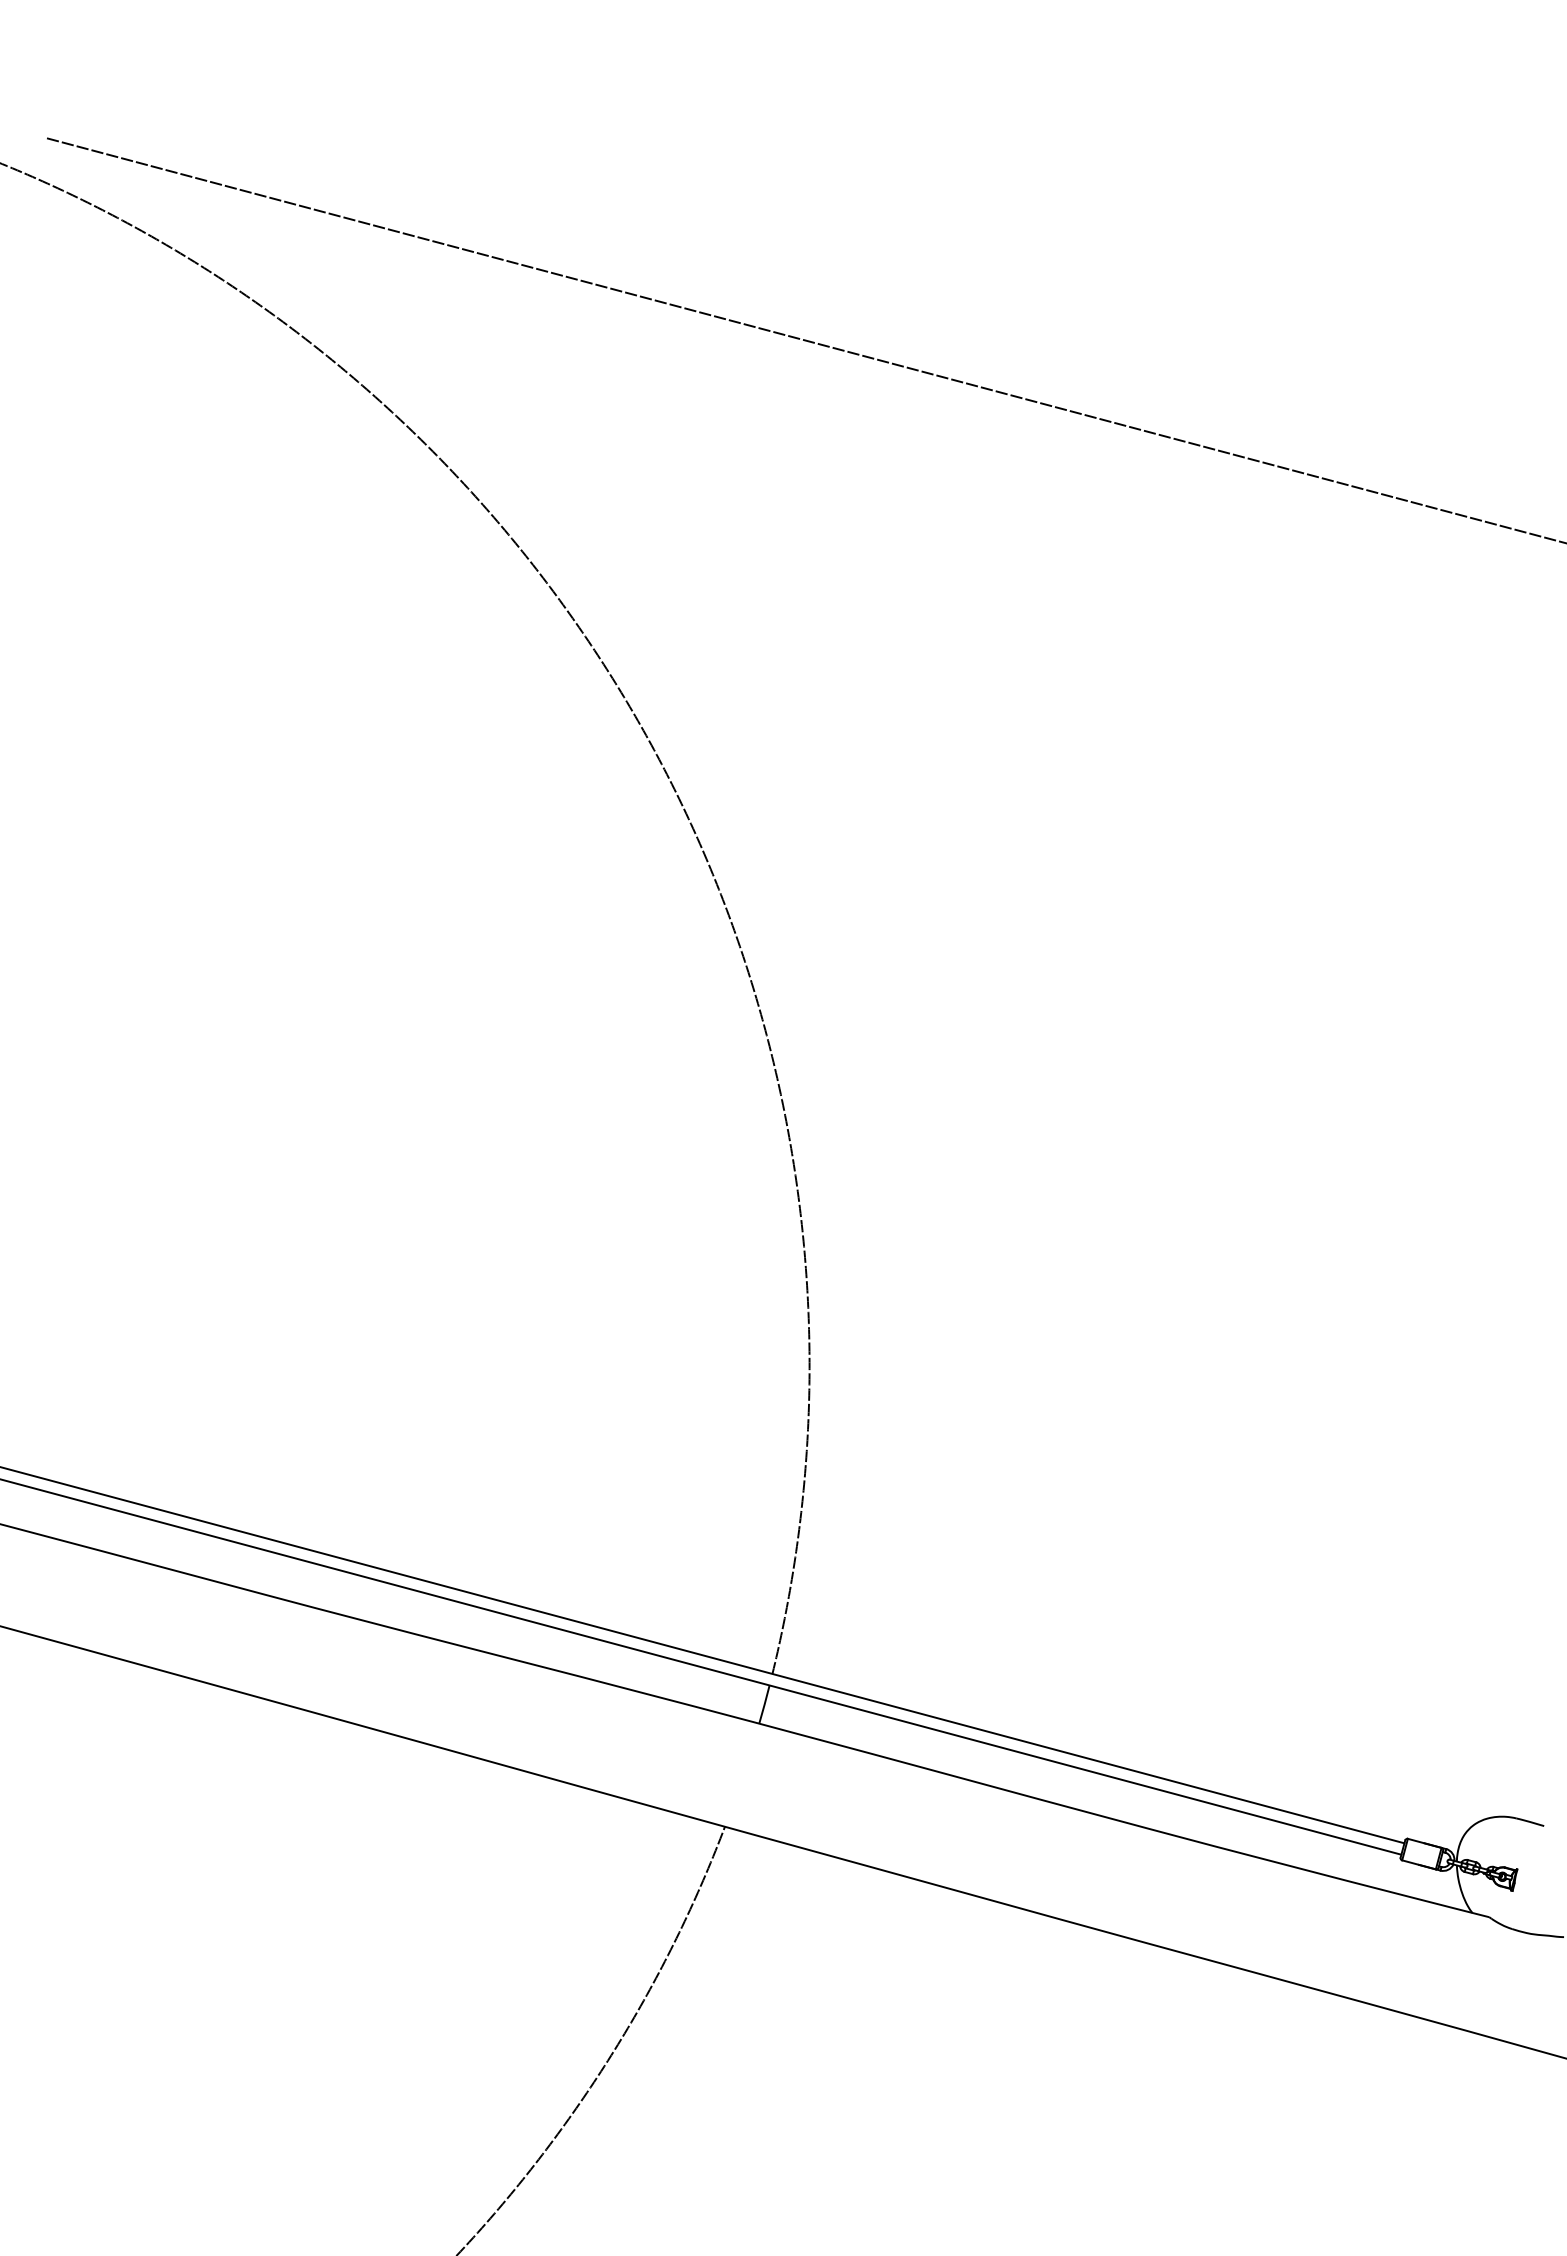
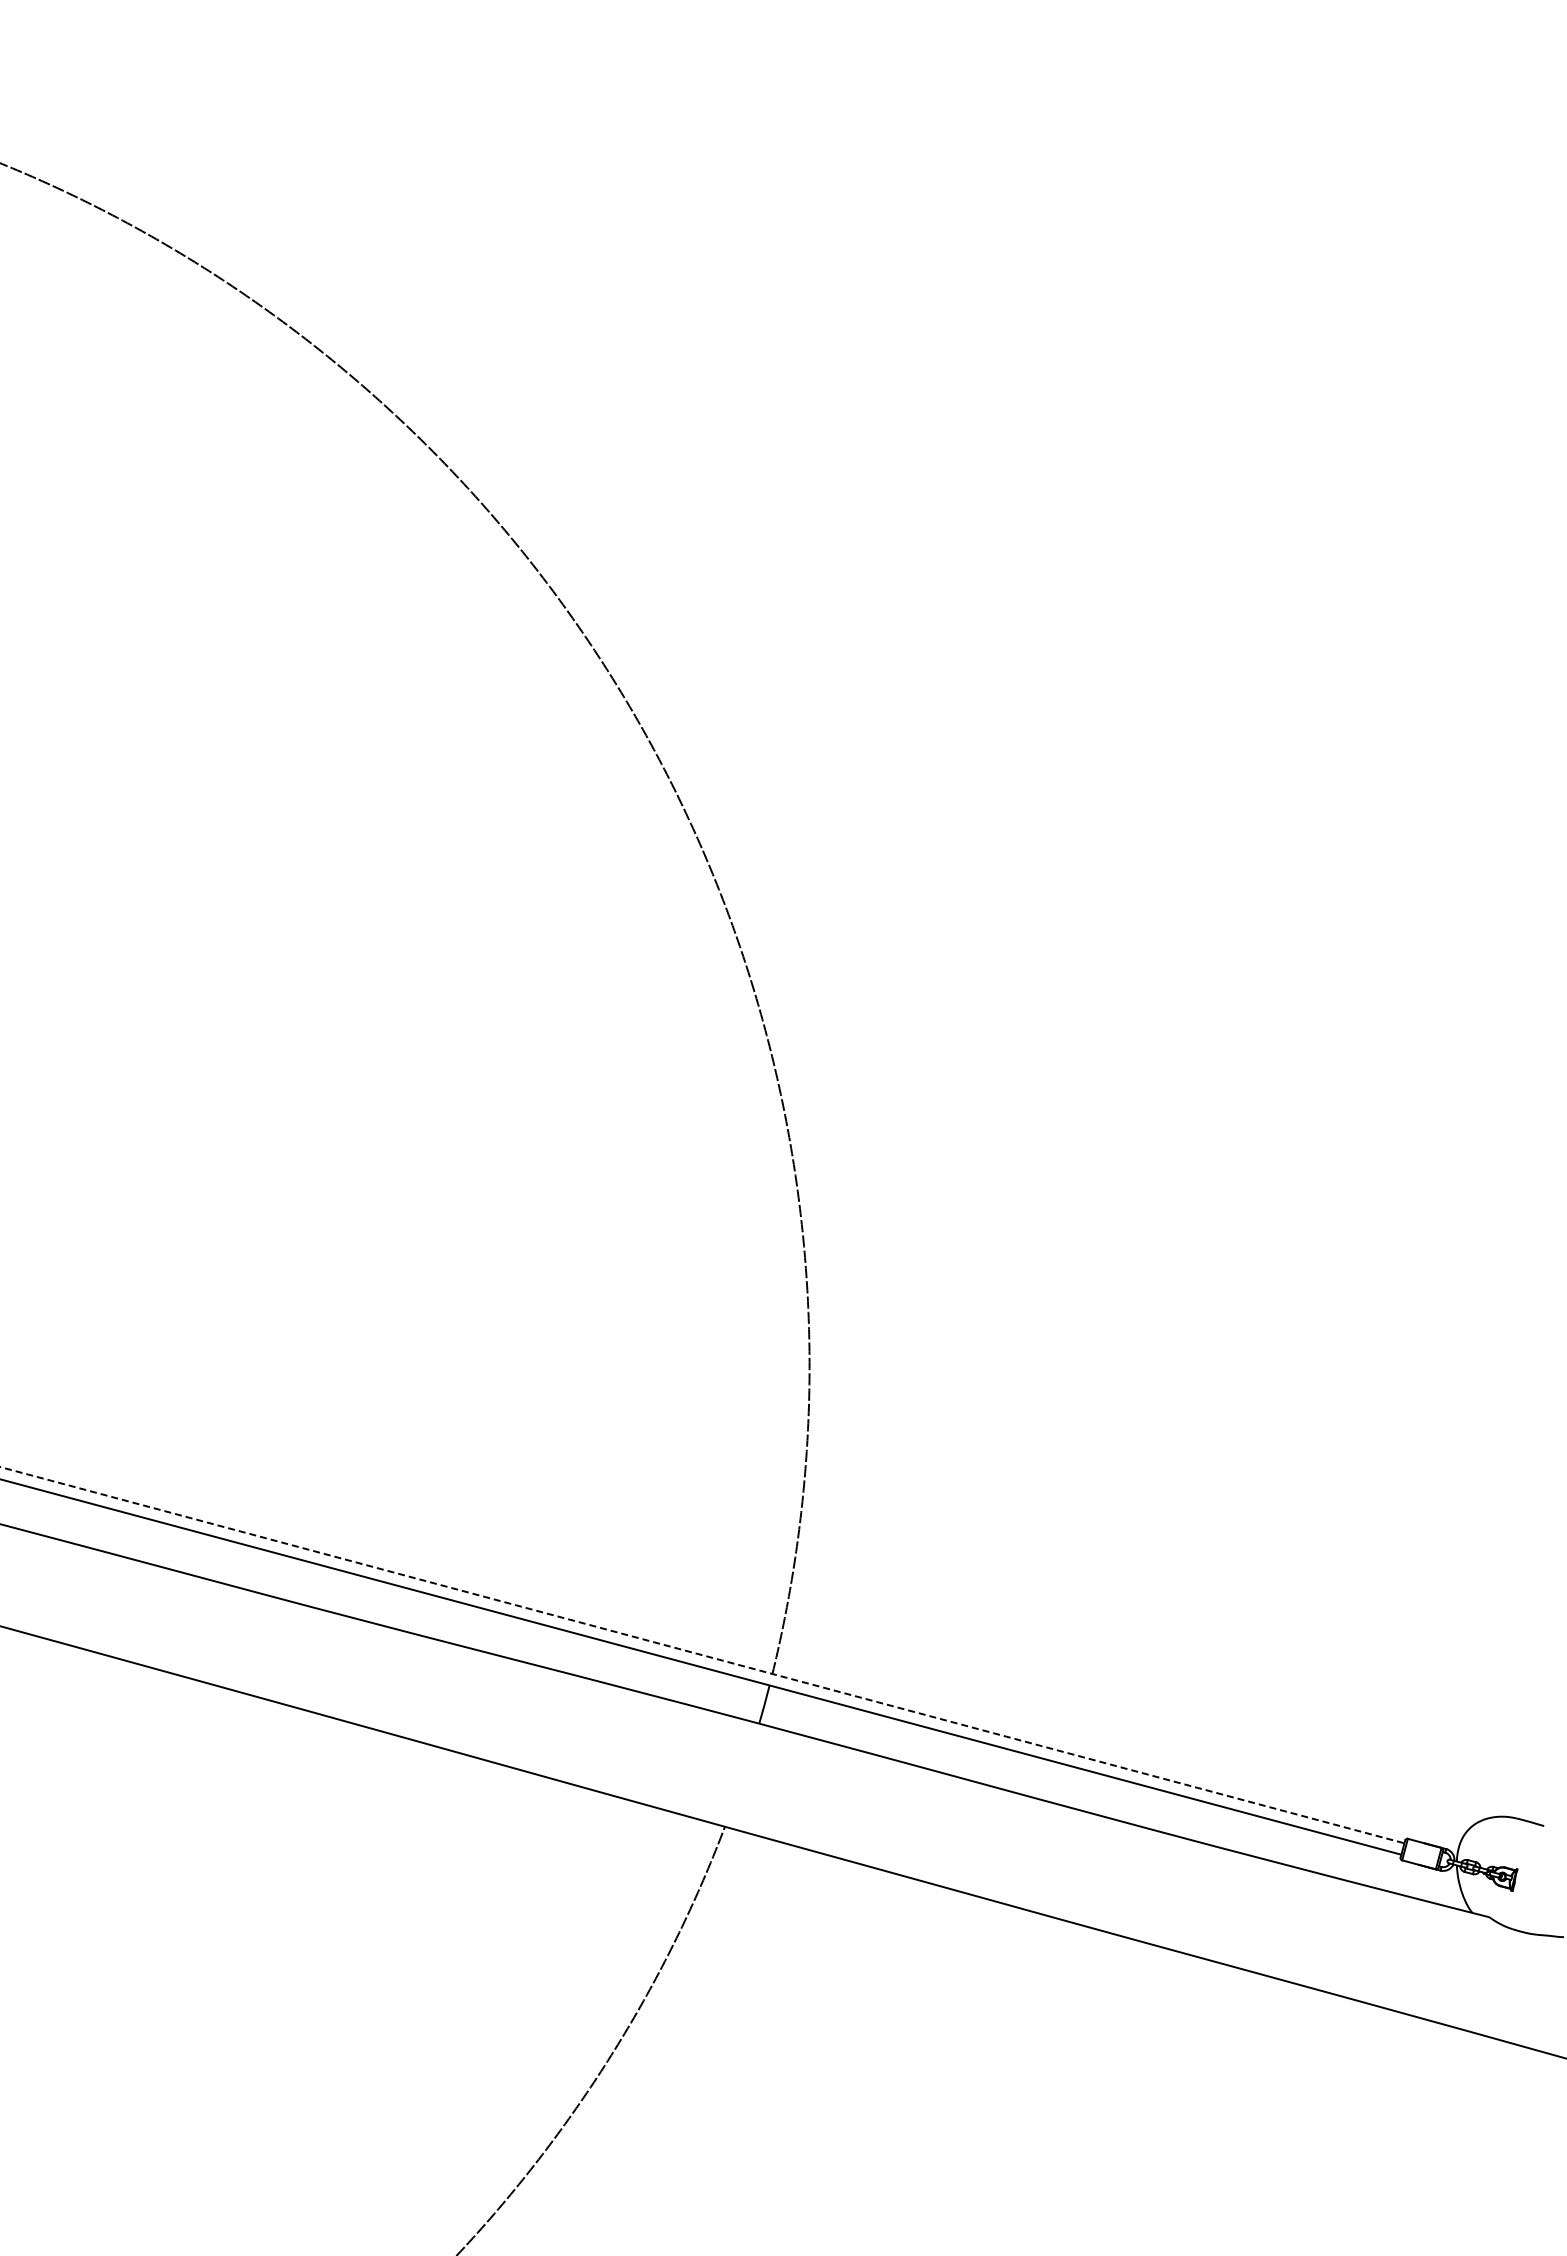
line: present -> none (804, 340)
line: solid -> dashed (702, 1655)
